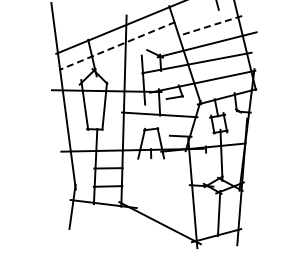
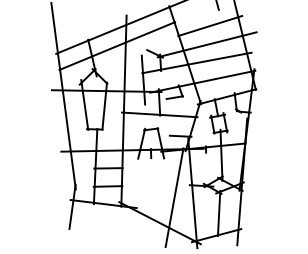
line: dashed -> solid (209, 26)
line: dashed -> solid (117, 46)
line: none -> present (174, 197)
